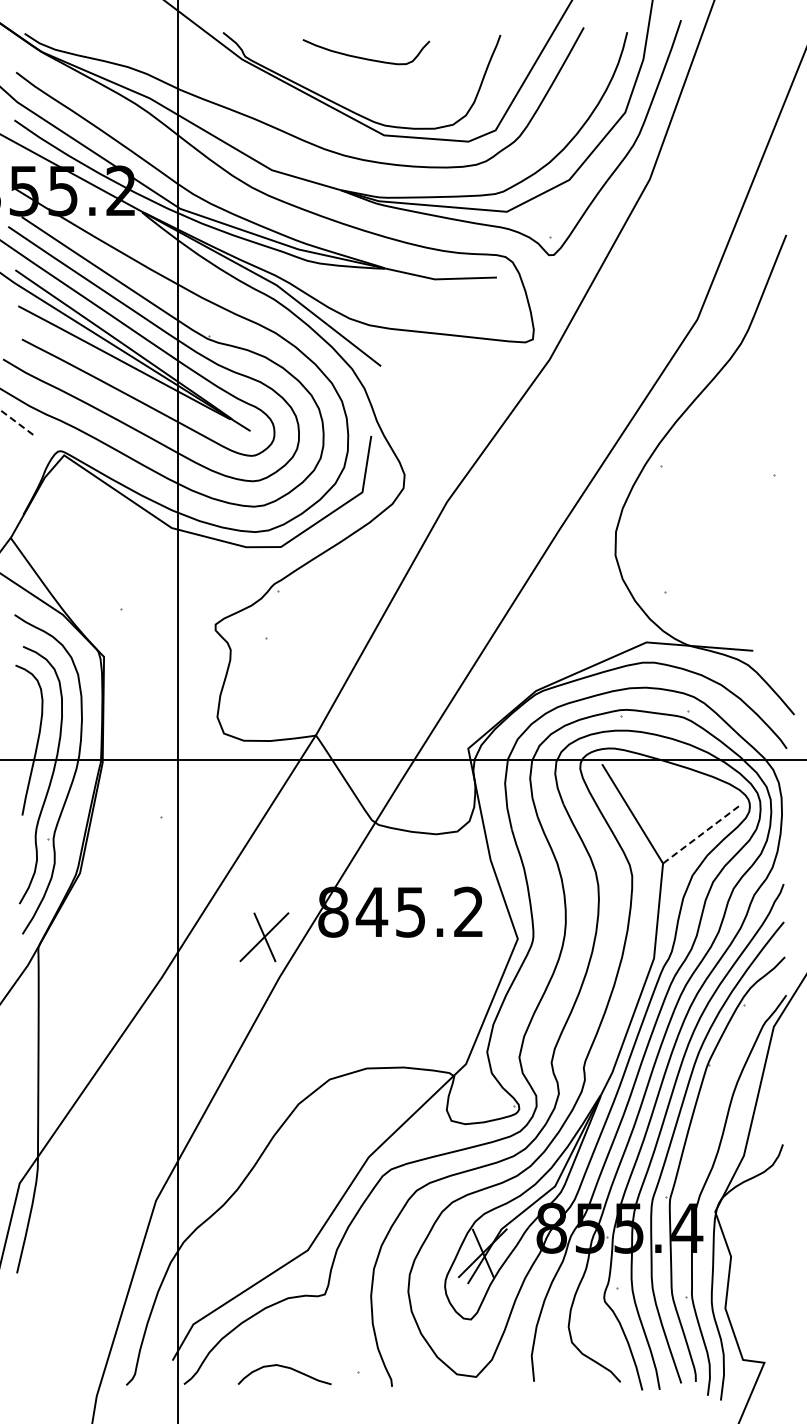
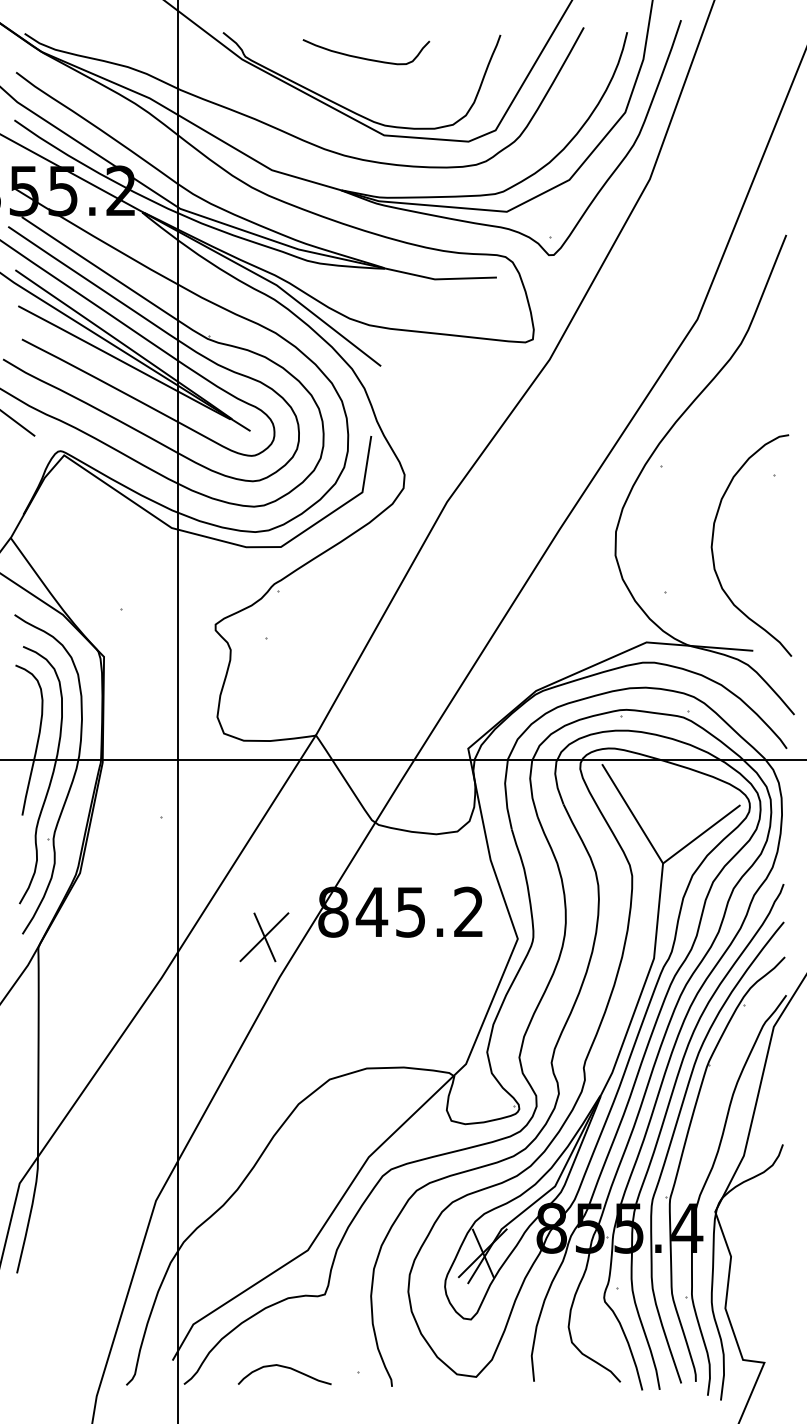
line: dashed -> solid (17, 423)
curve: none -> present (713, 542)
line: dashed -> solid (702, 834)
